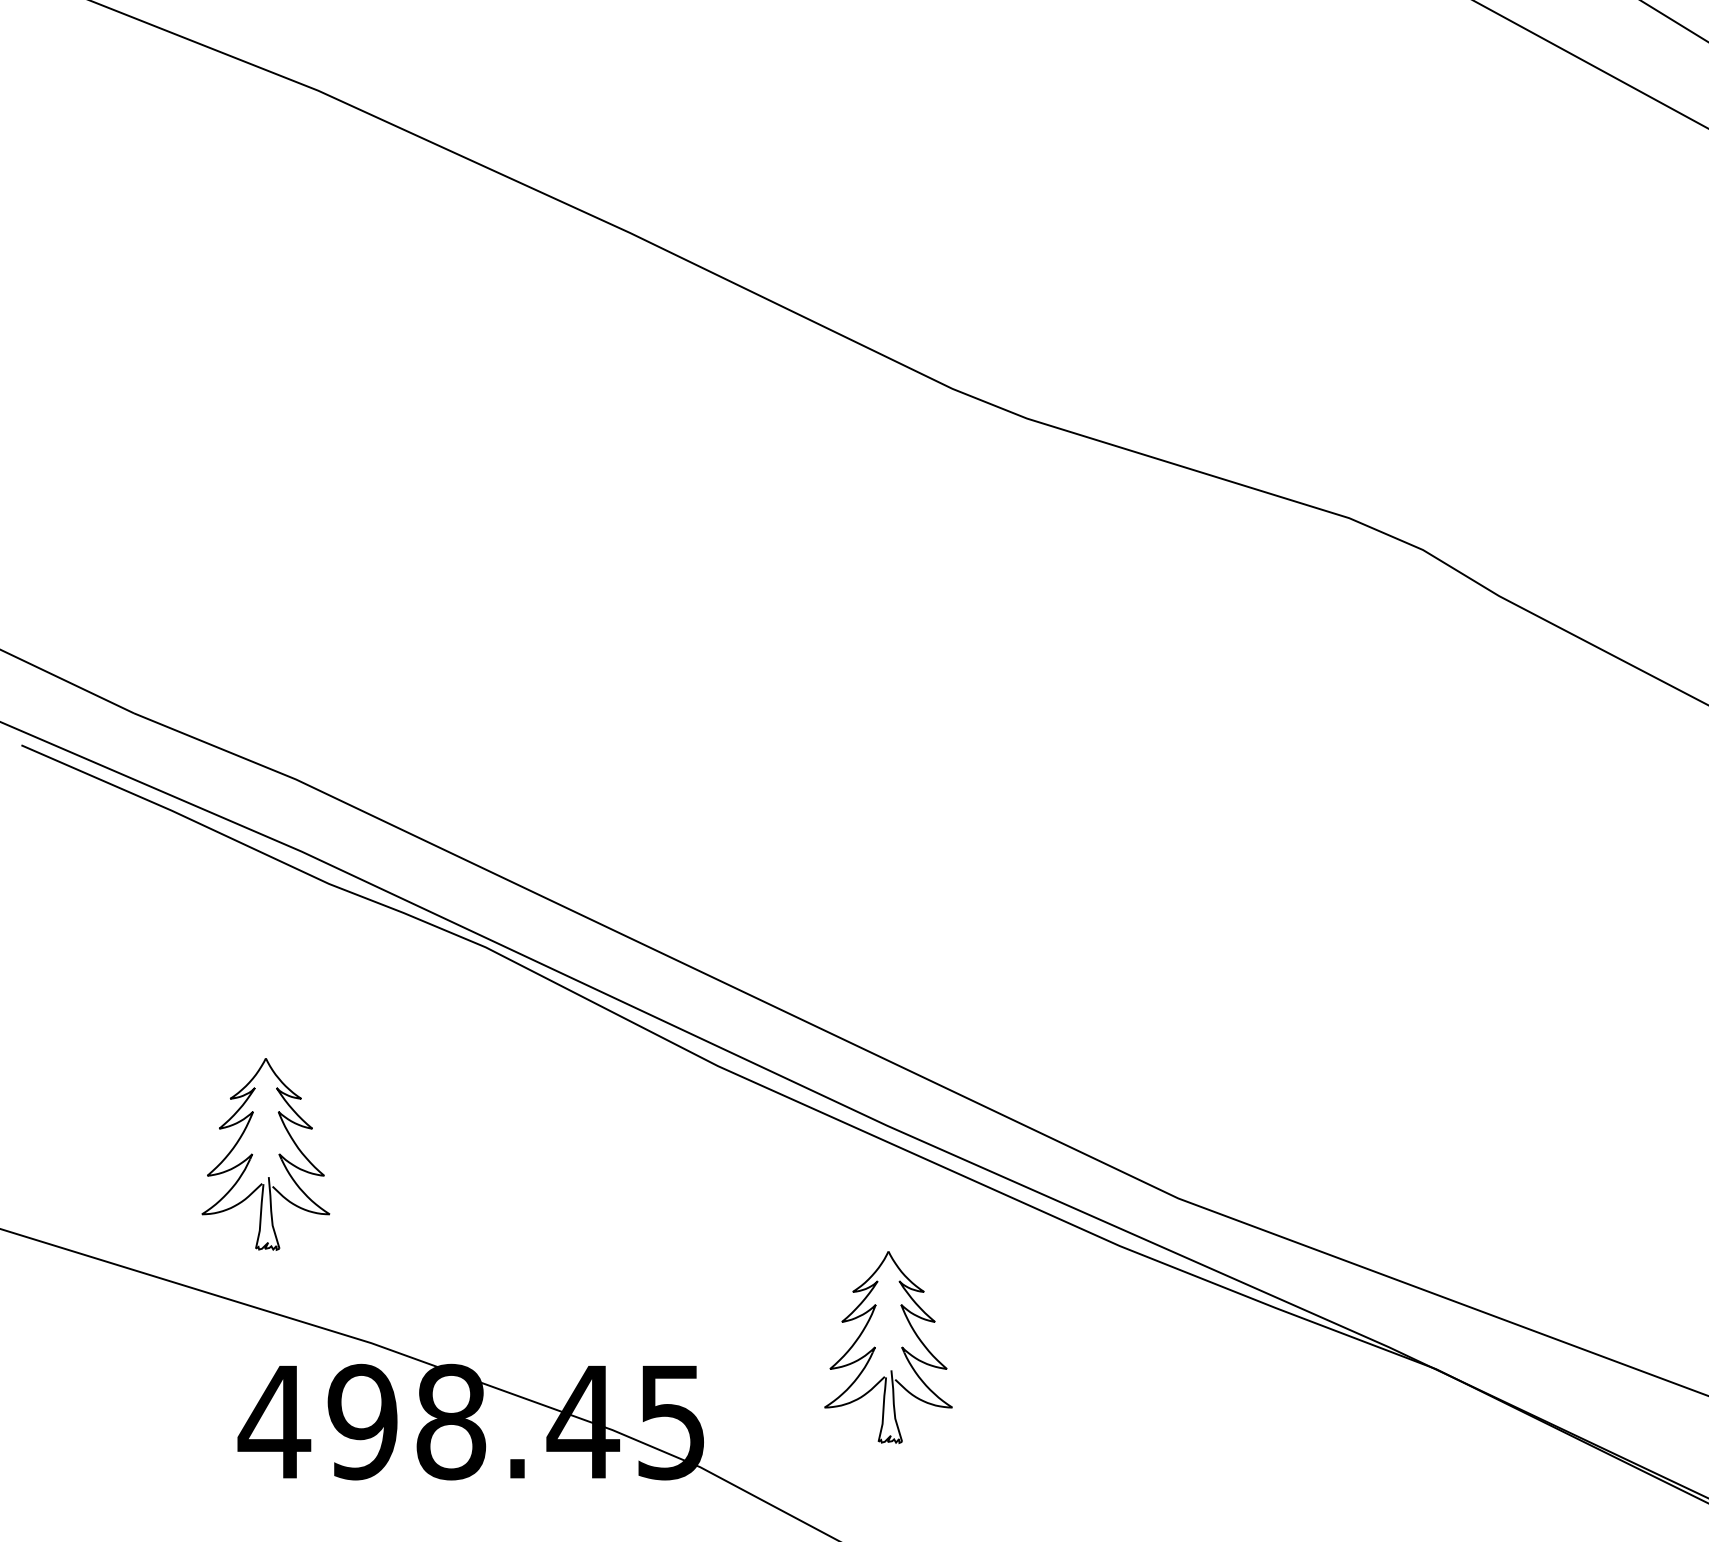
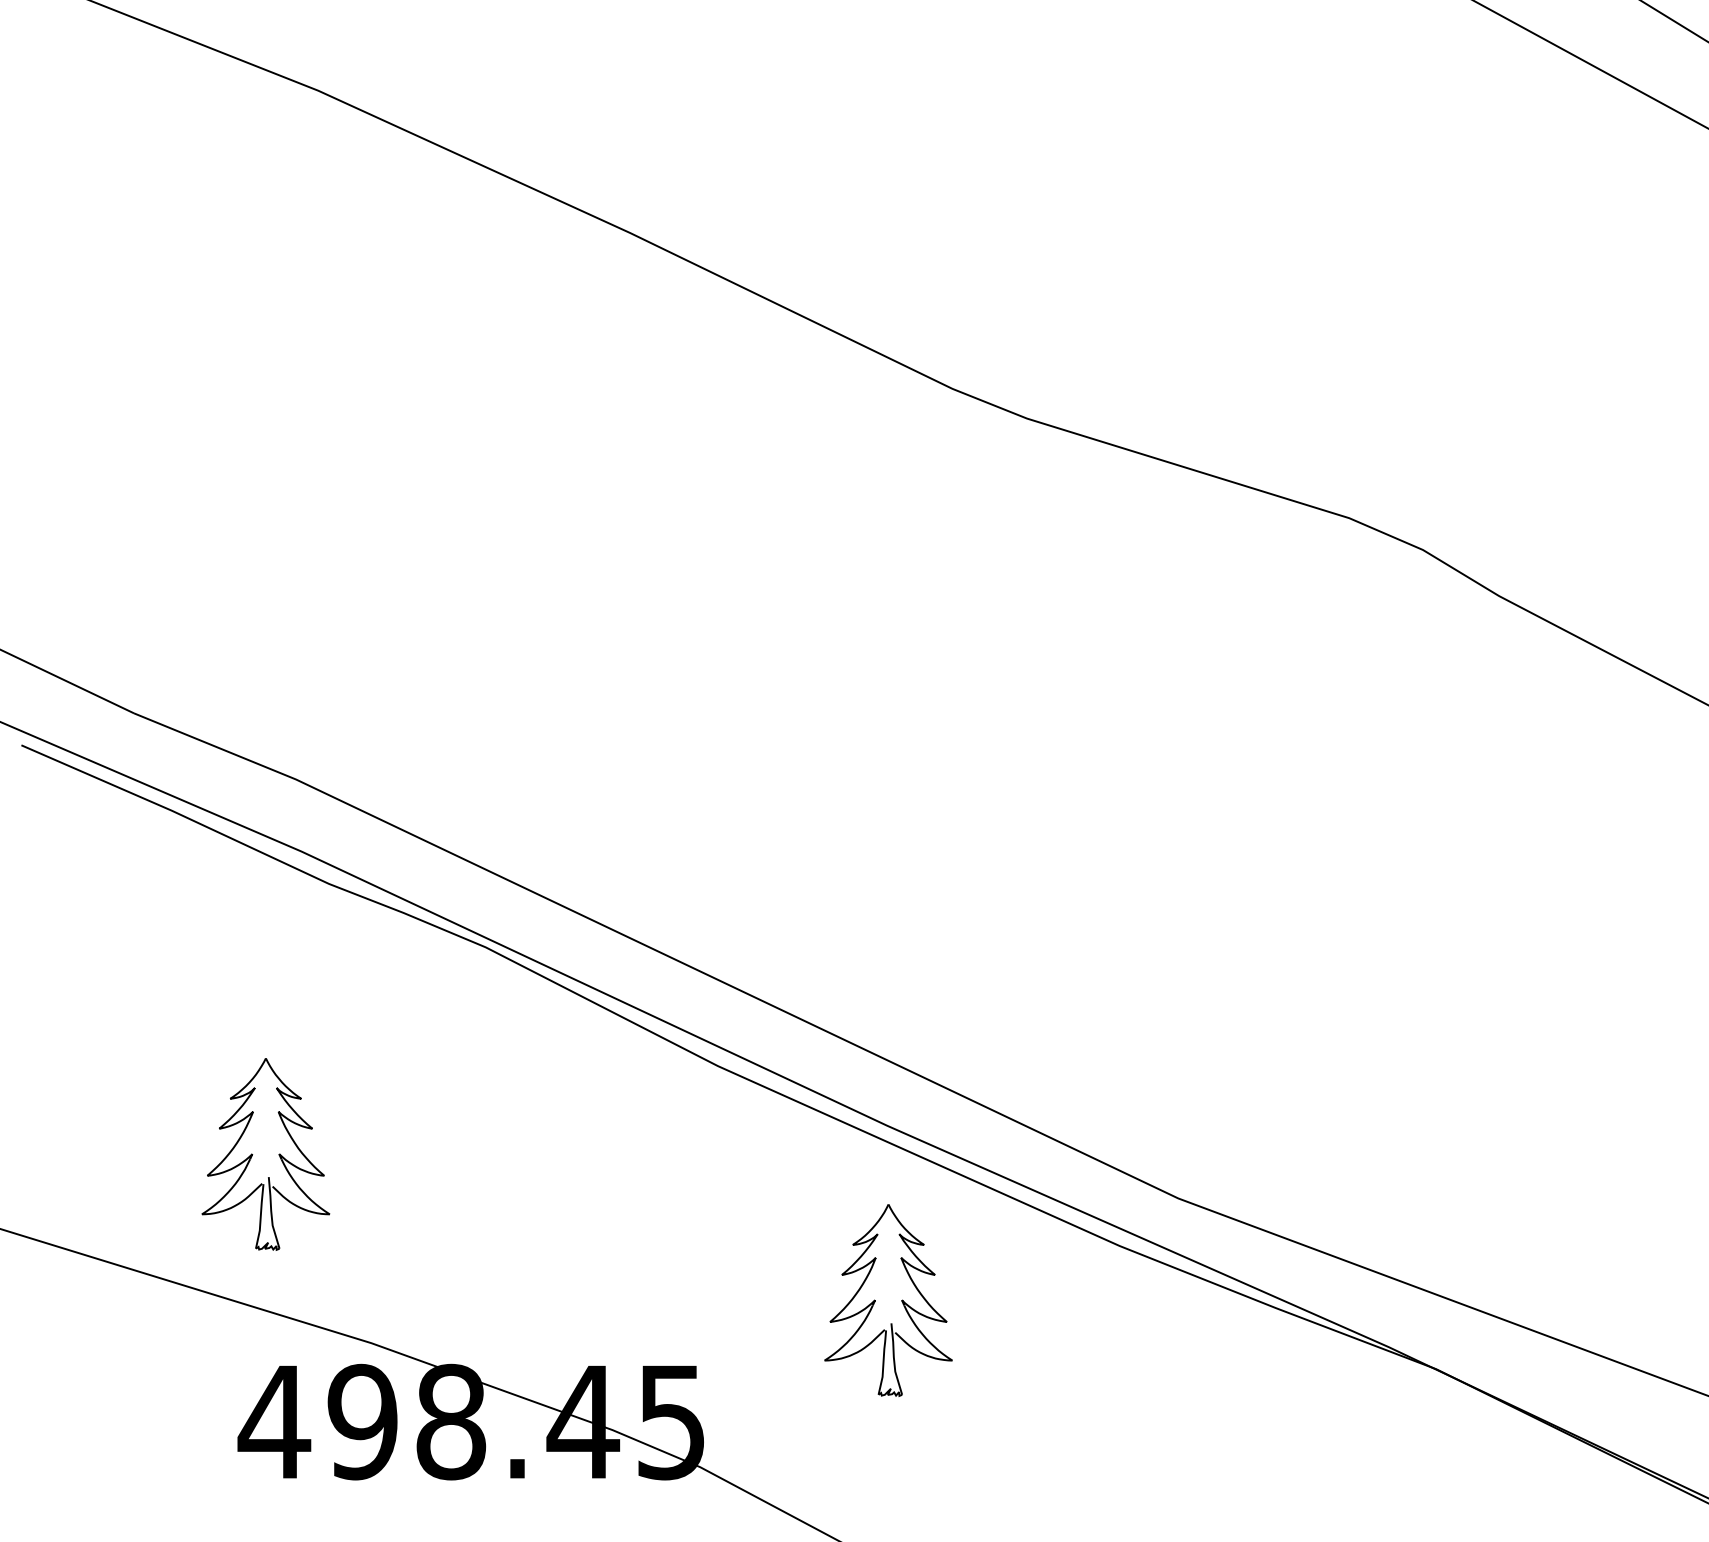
part position: (888, 1347) -> (888, 1300) (888, 1300)
